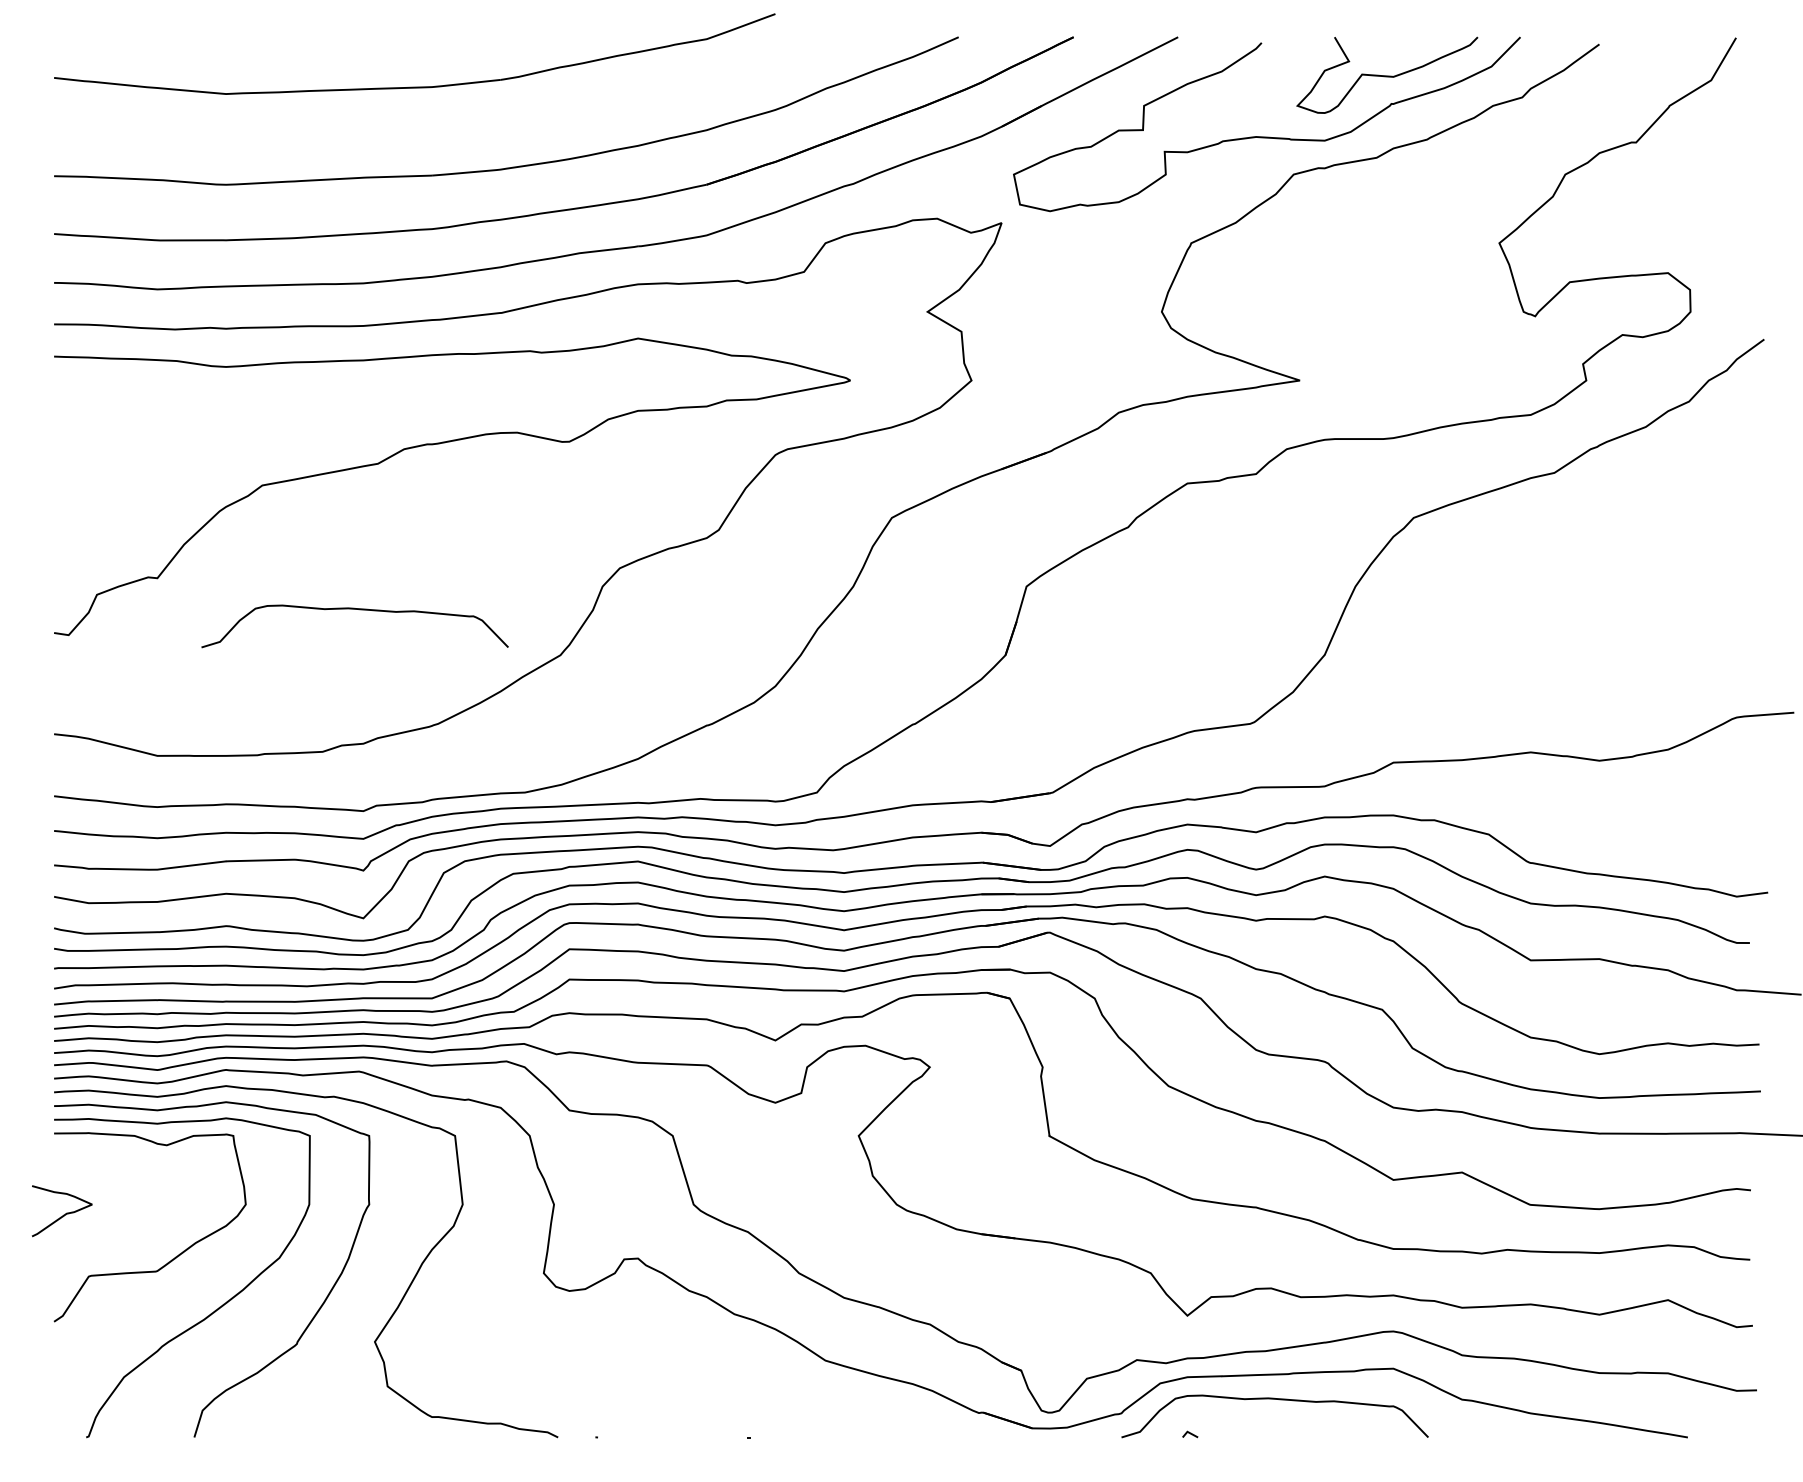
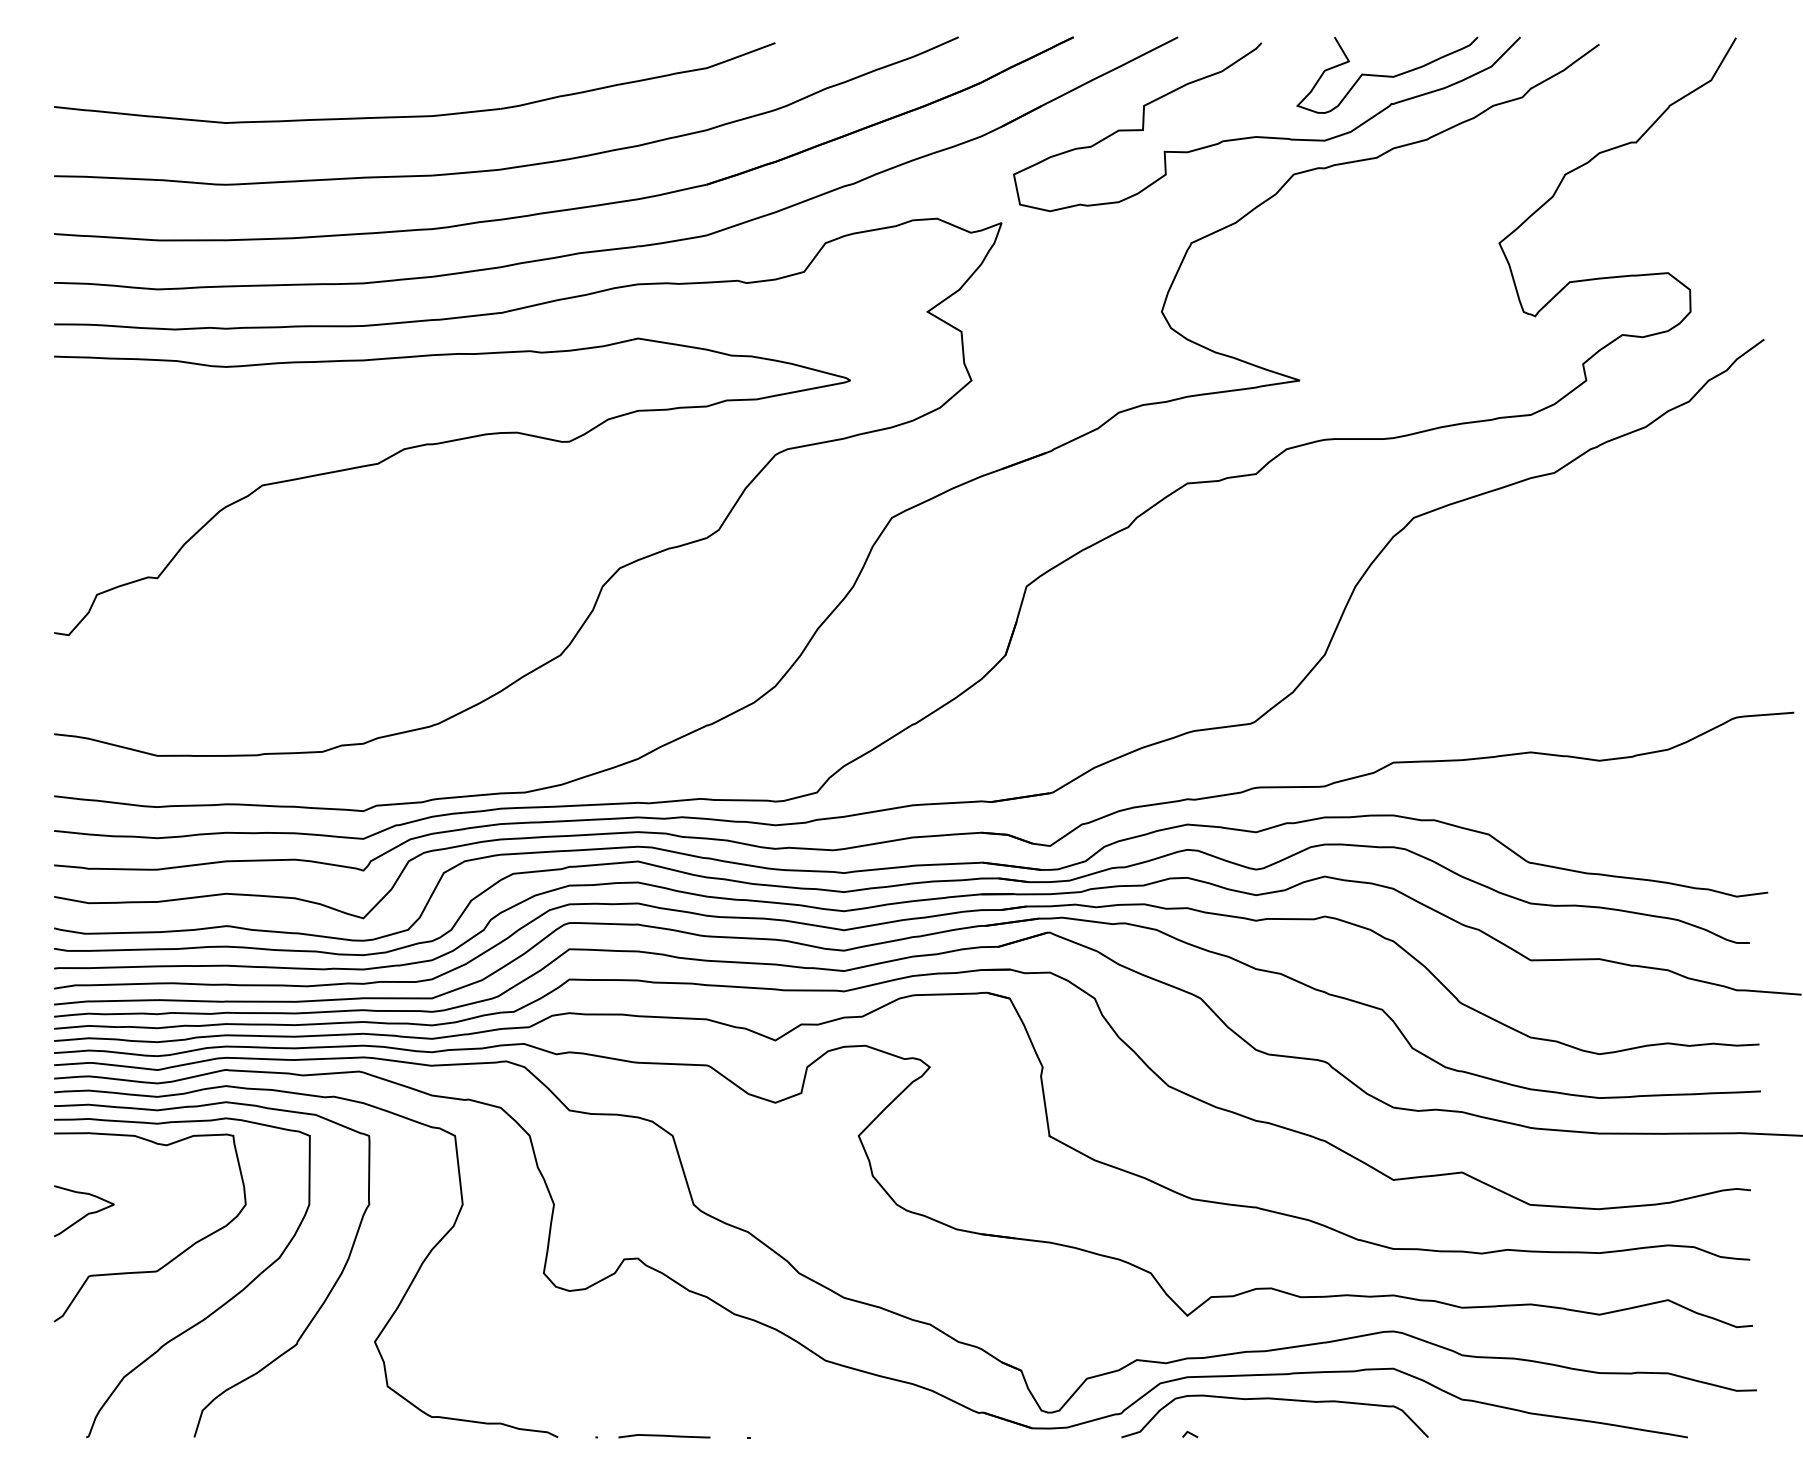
part position: (414, 86) -> (414, 115) (414, 115)
curve: present -> none (359, 610)
curve position: (63, 1214) -> (85, 1214) (85, 1214)
curve: none -> present (664, 1436)
